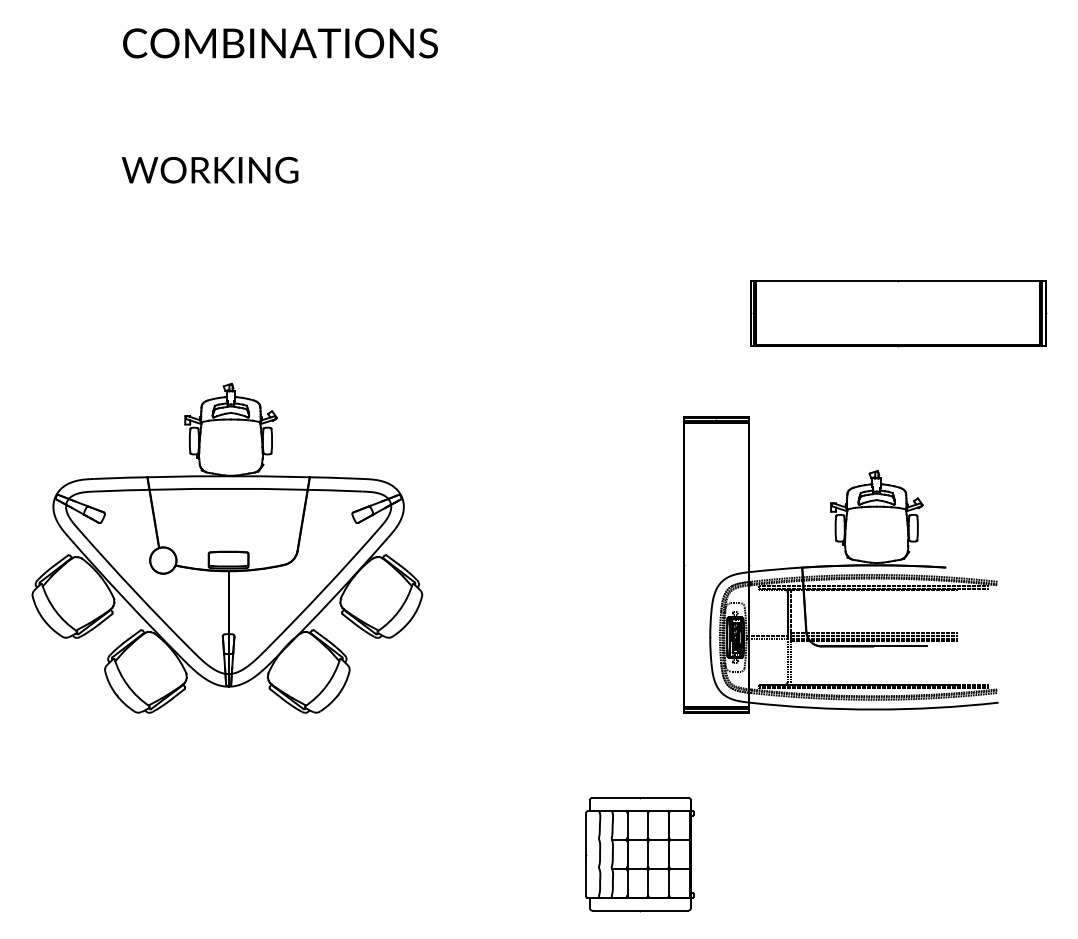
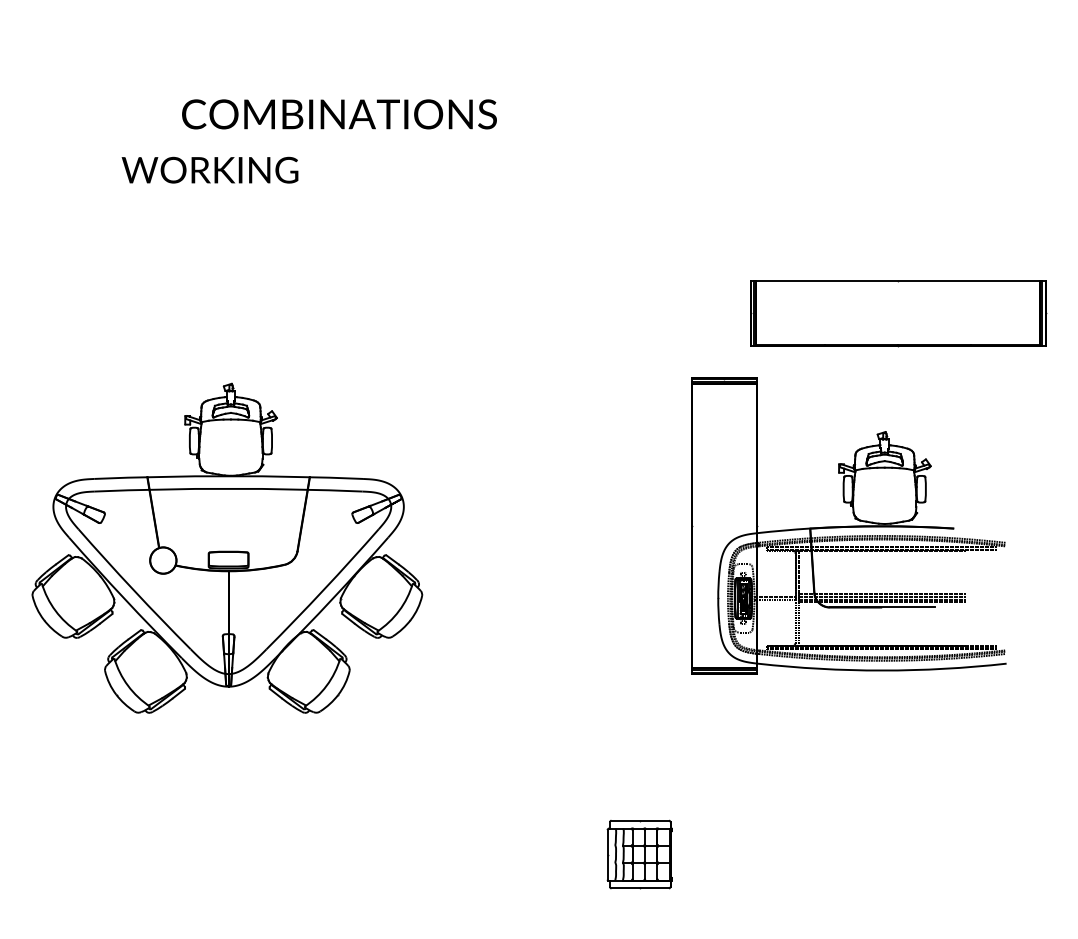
text position: (280, 43) -> (339, 114) (339, 114)
part position: (840, 564) -> (848, 525) (848, 525)
part size: 110x116 px -> 67x71 px (639, 854)
